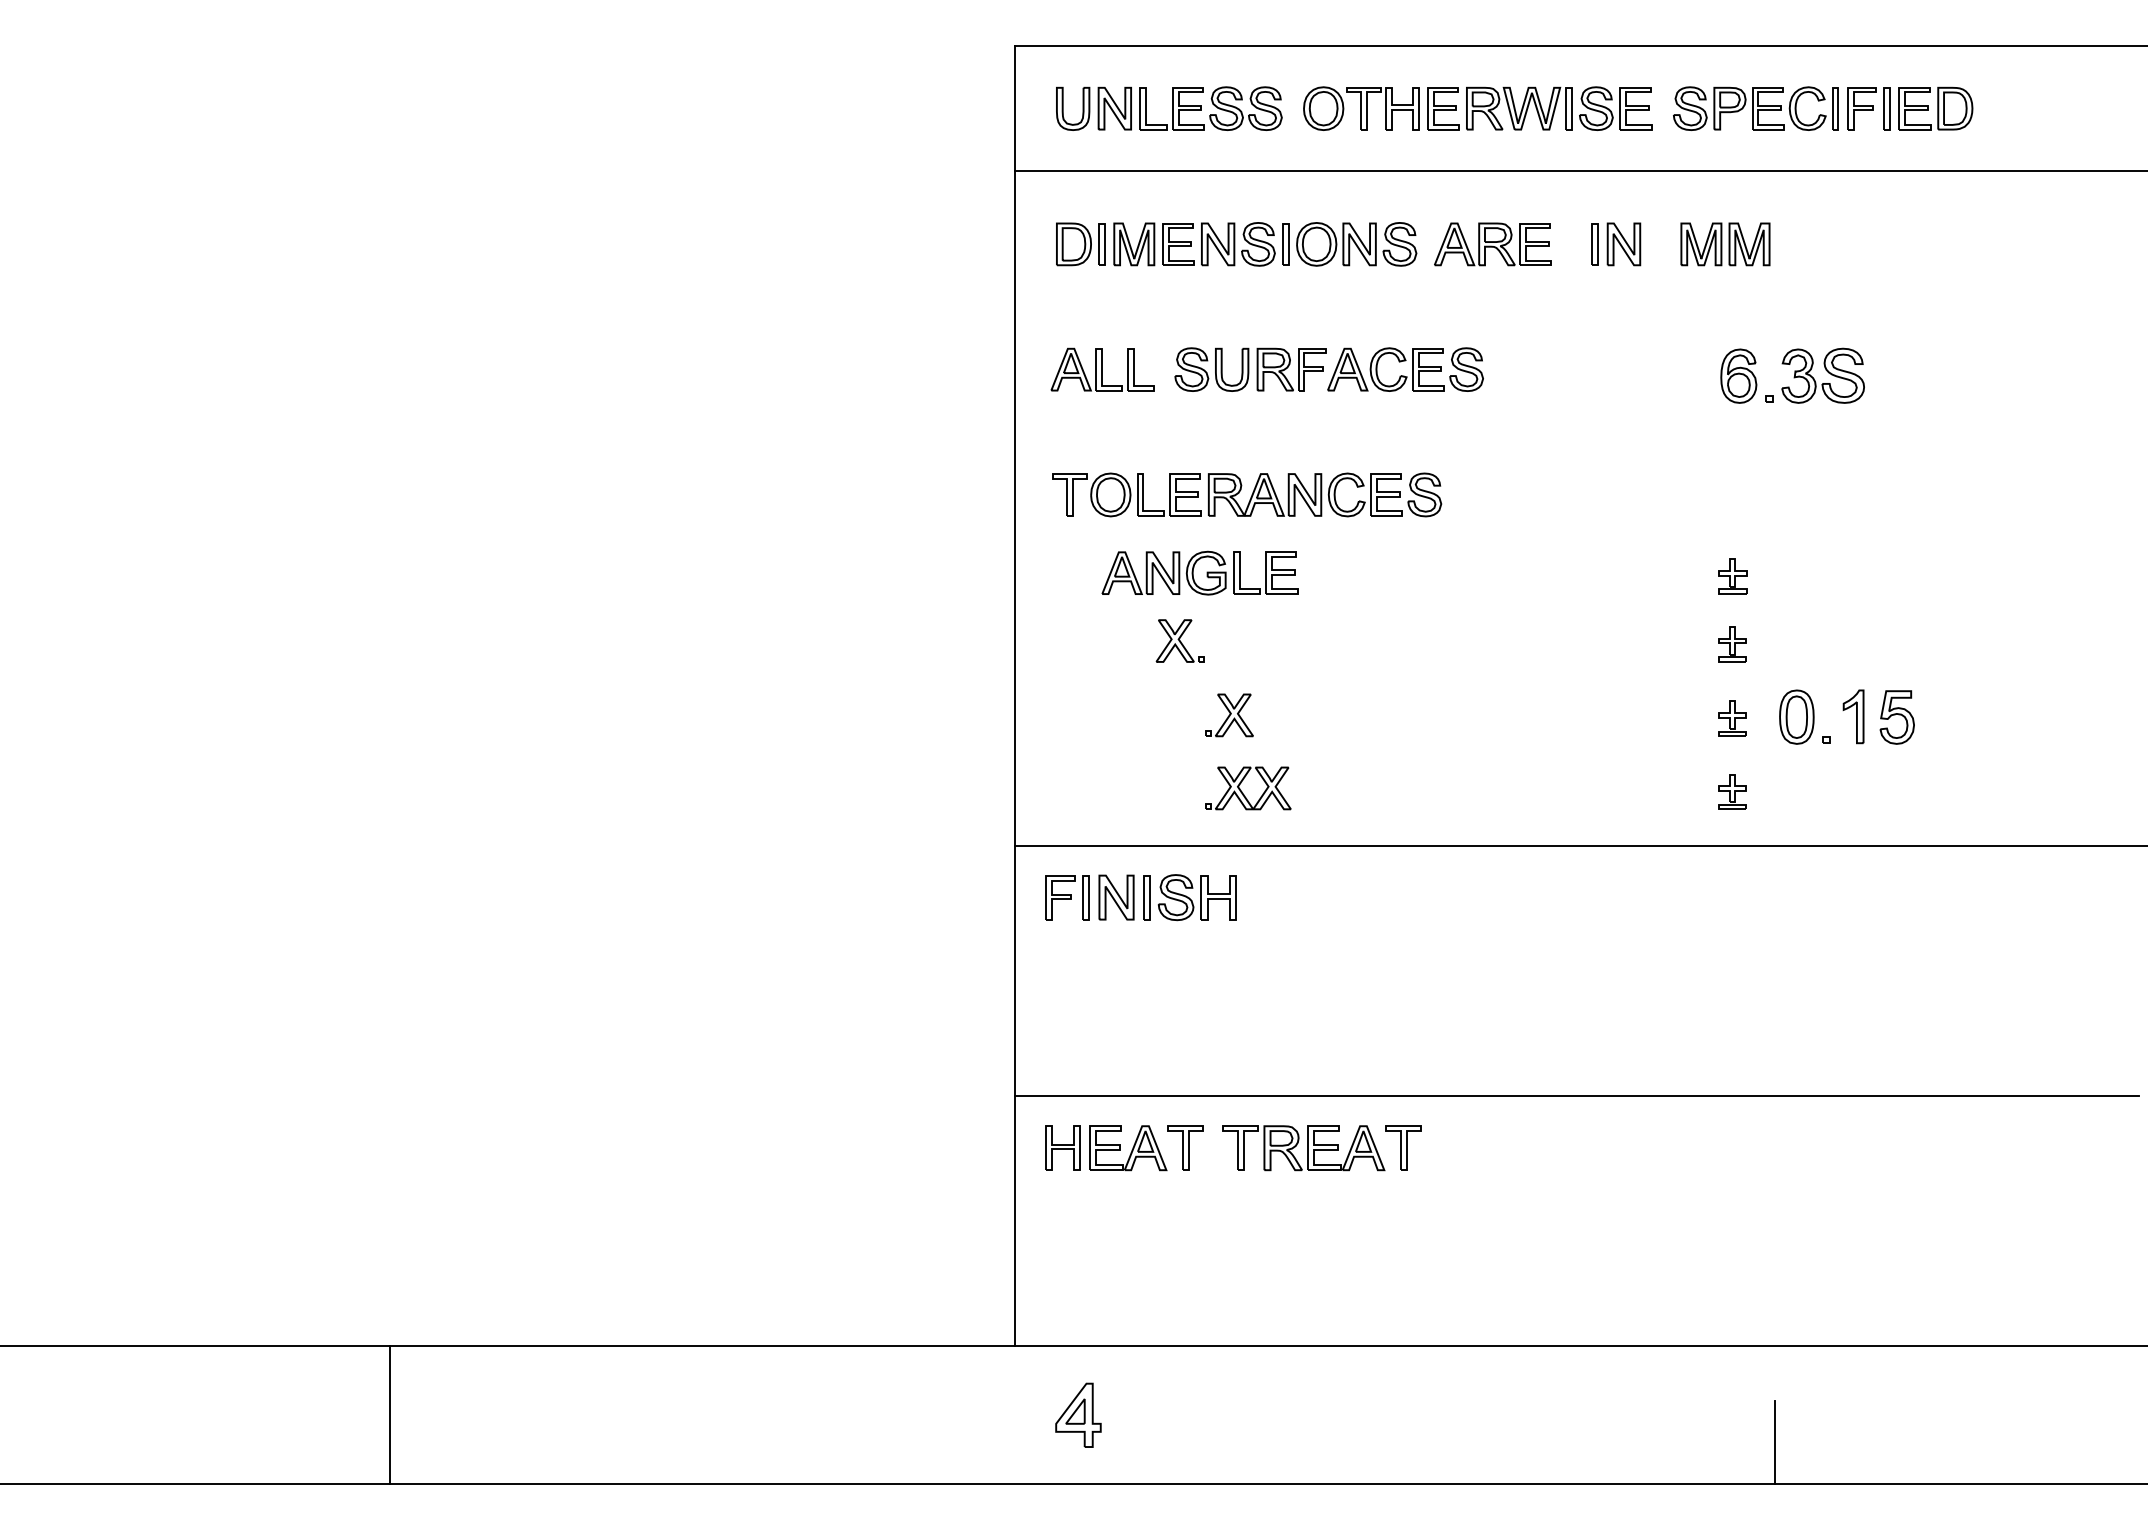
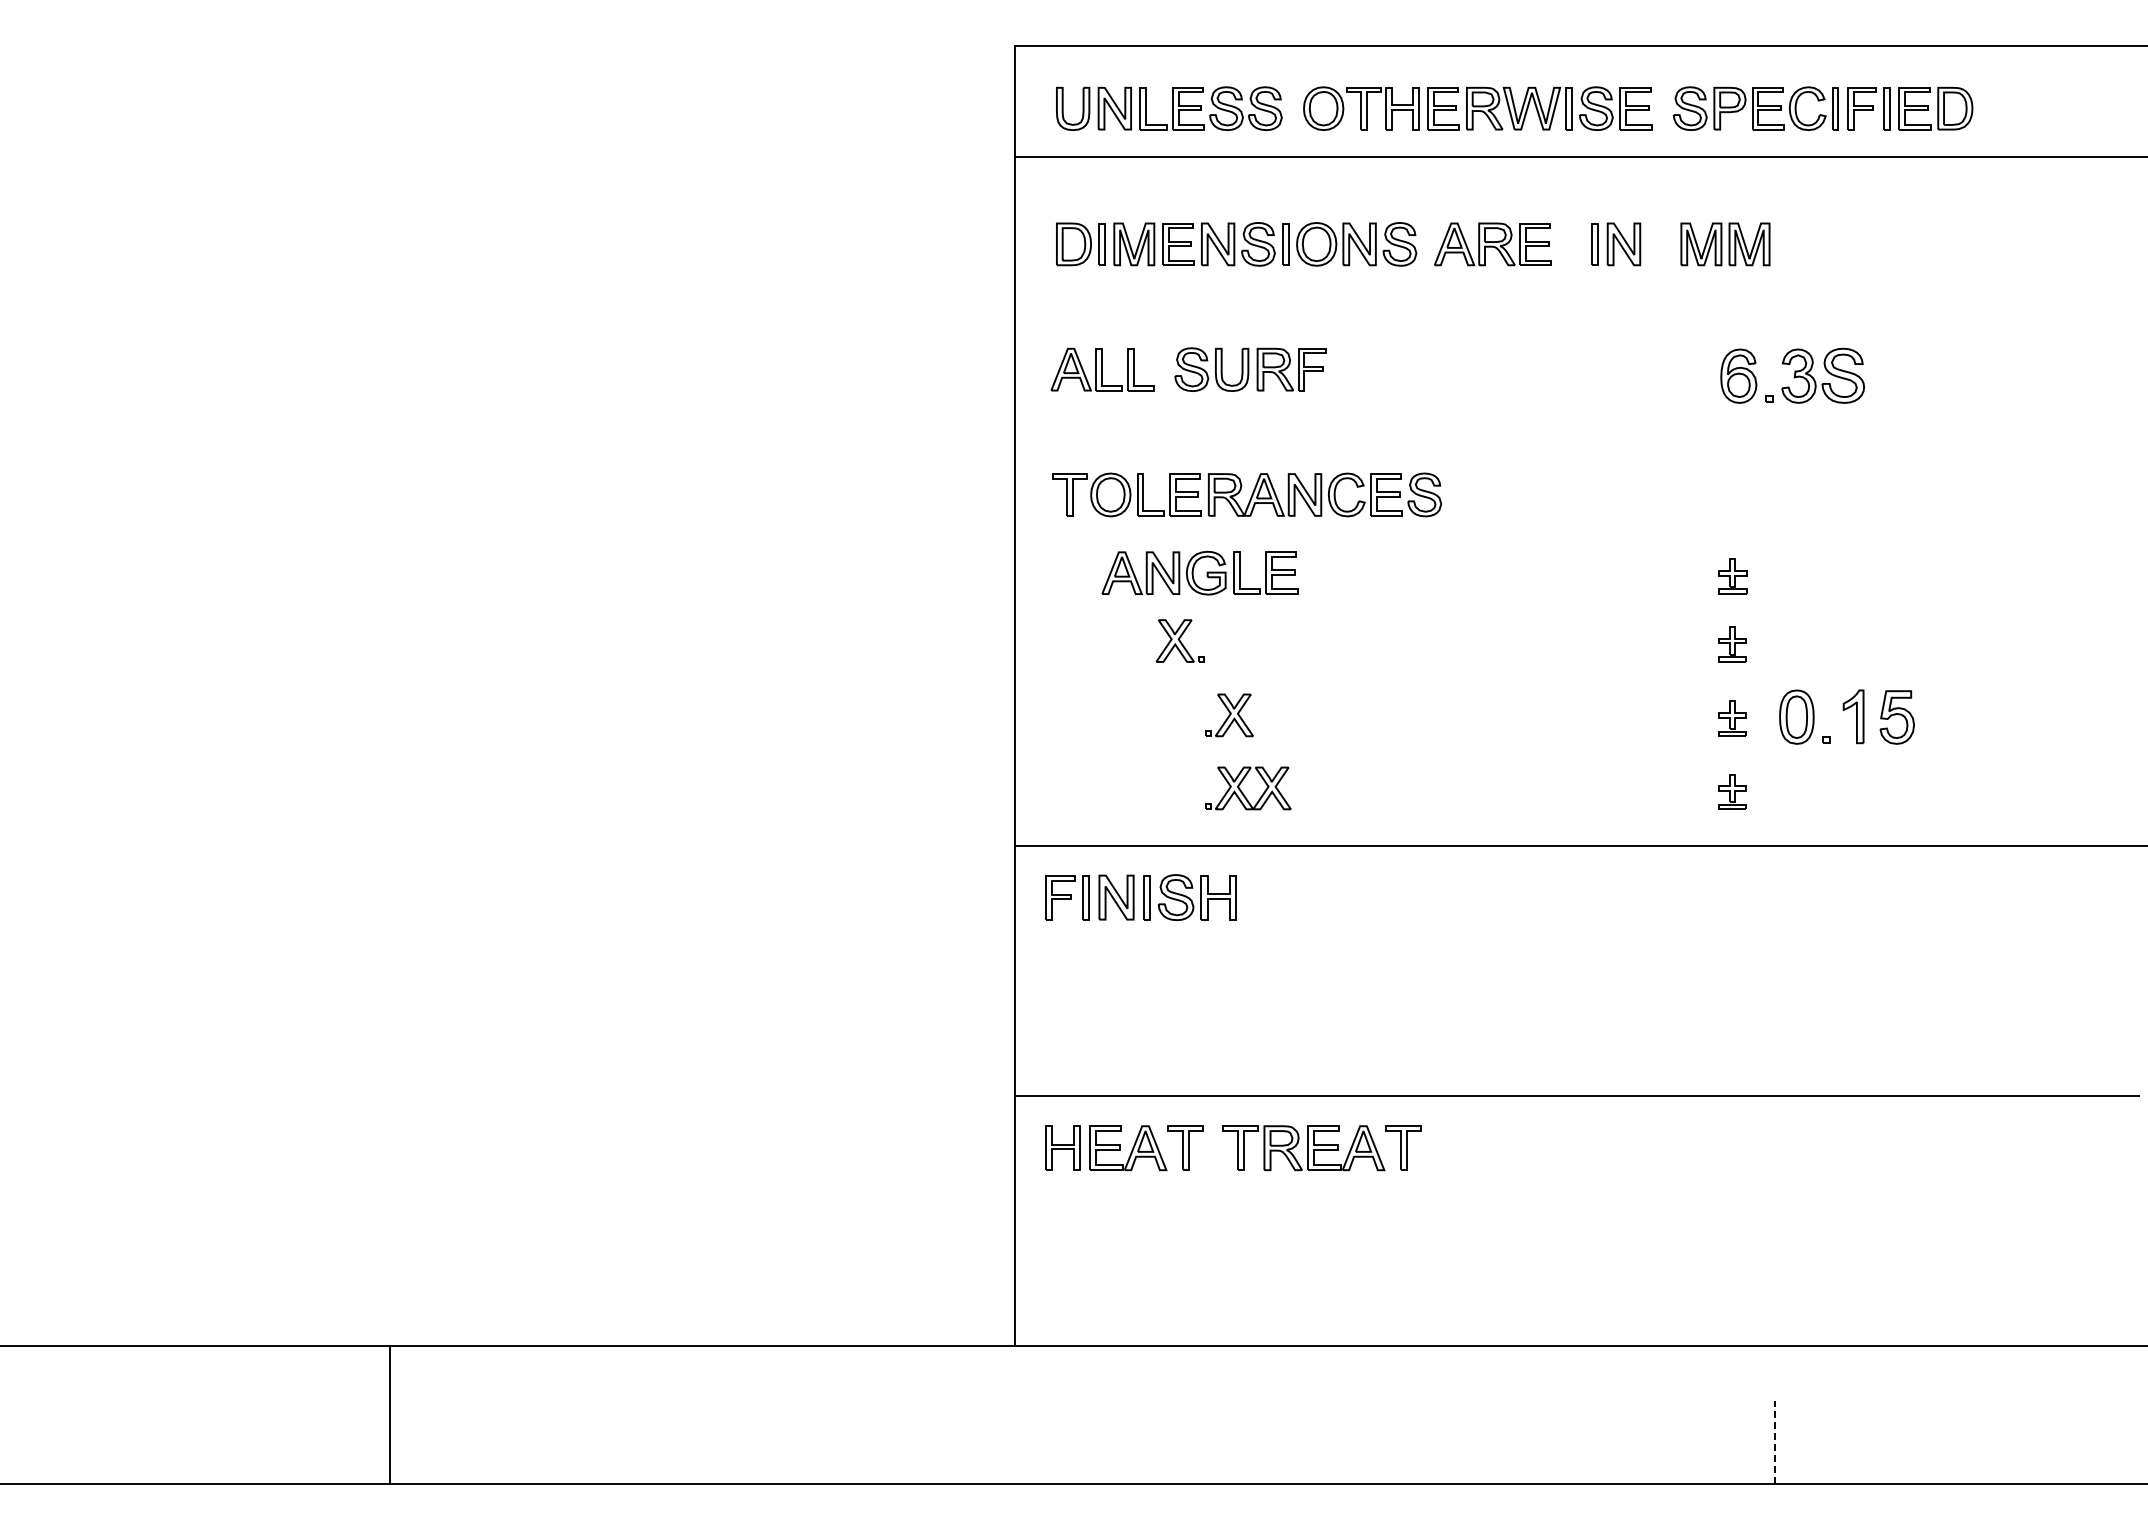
line position: (1579, 170) -> (1579, 156) (1579, 156)
part: present -> none (1404, 375)
part: present -> none (1078, 1414)
line: solid -> dashed (1774, 1442)
